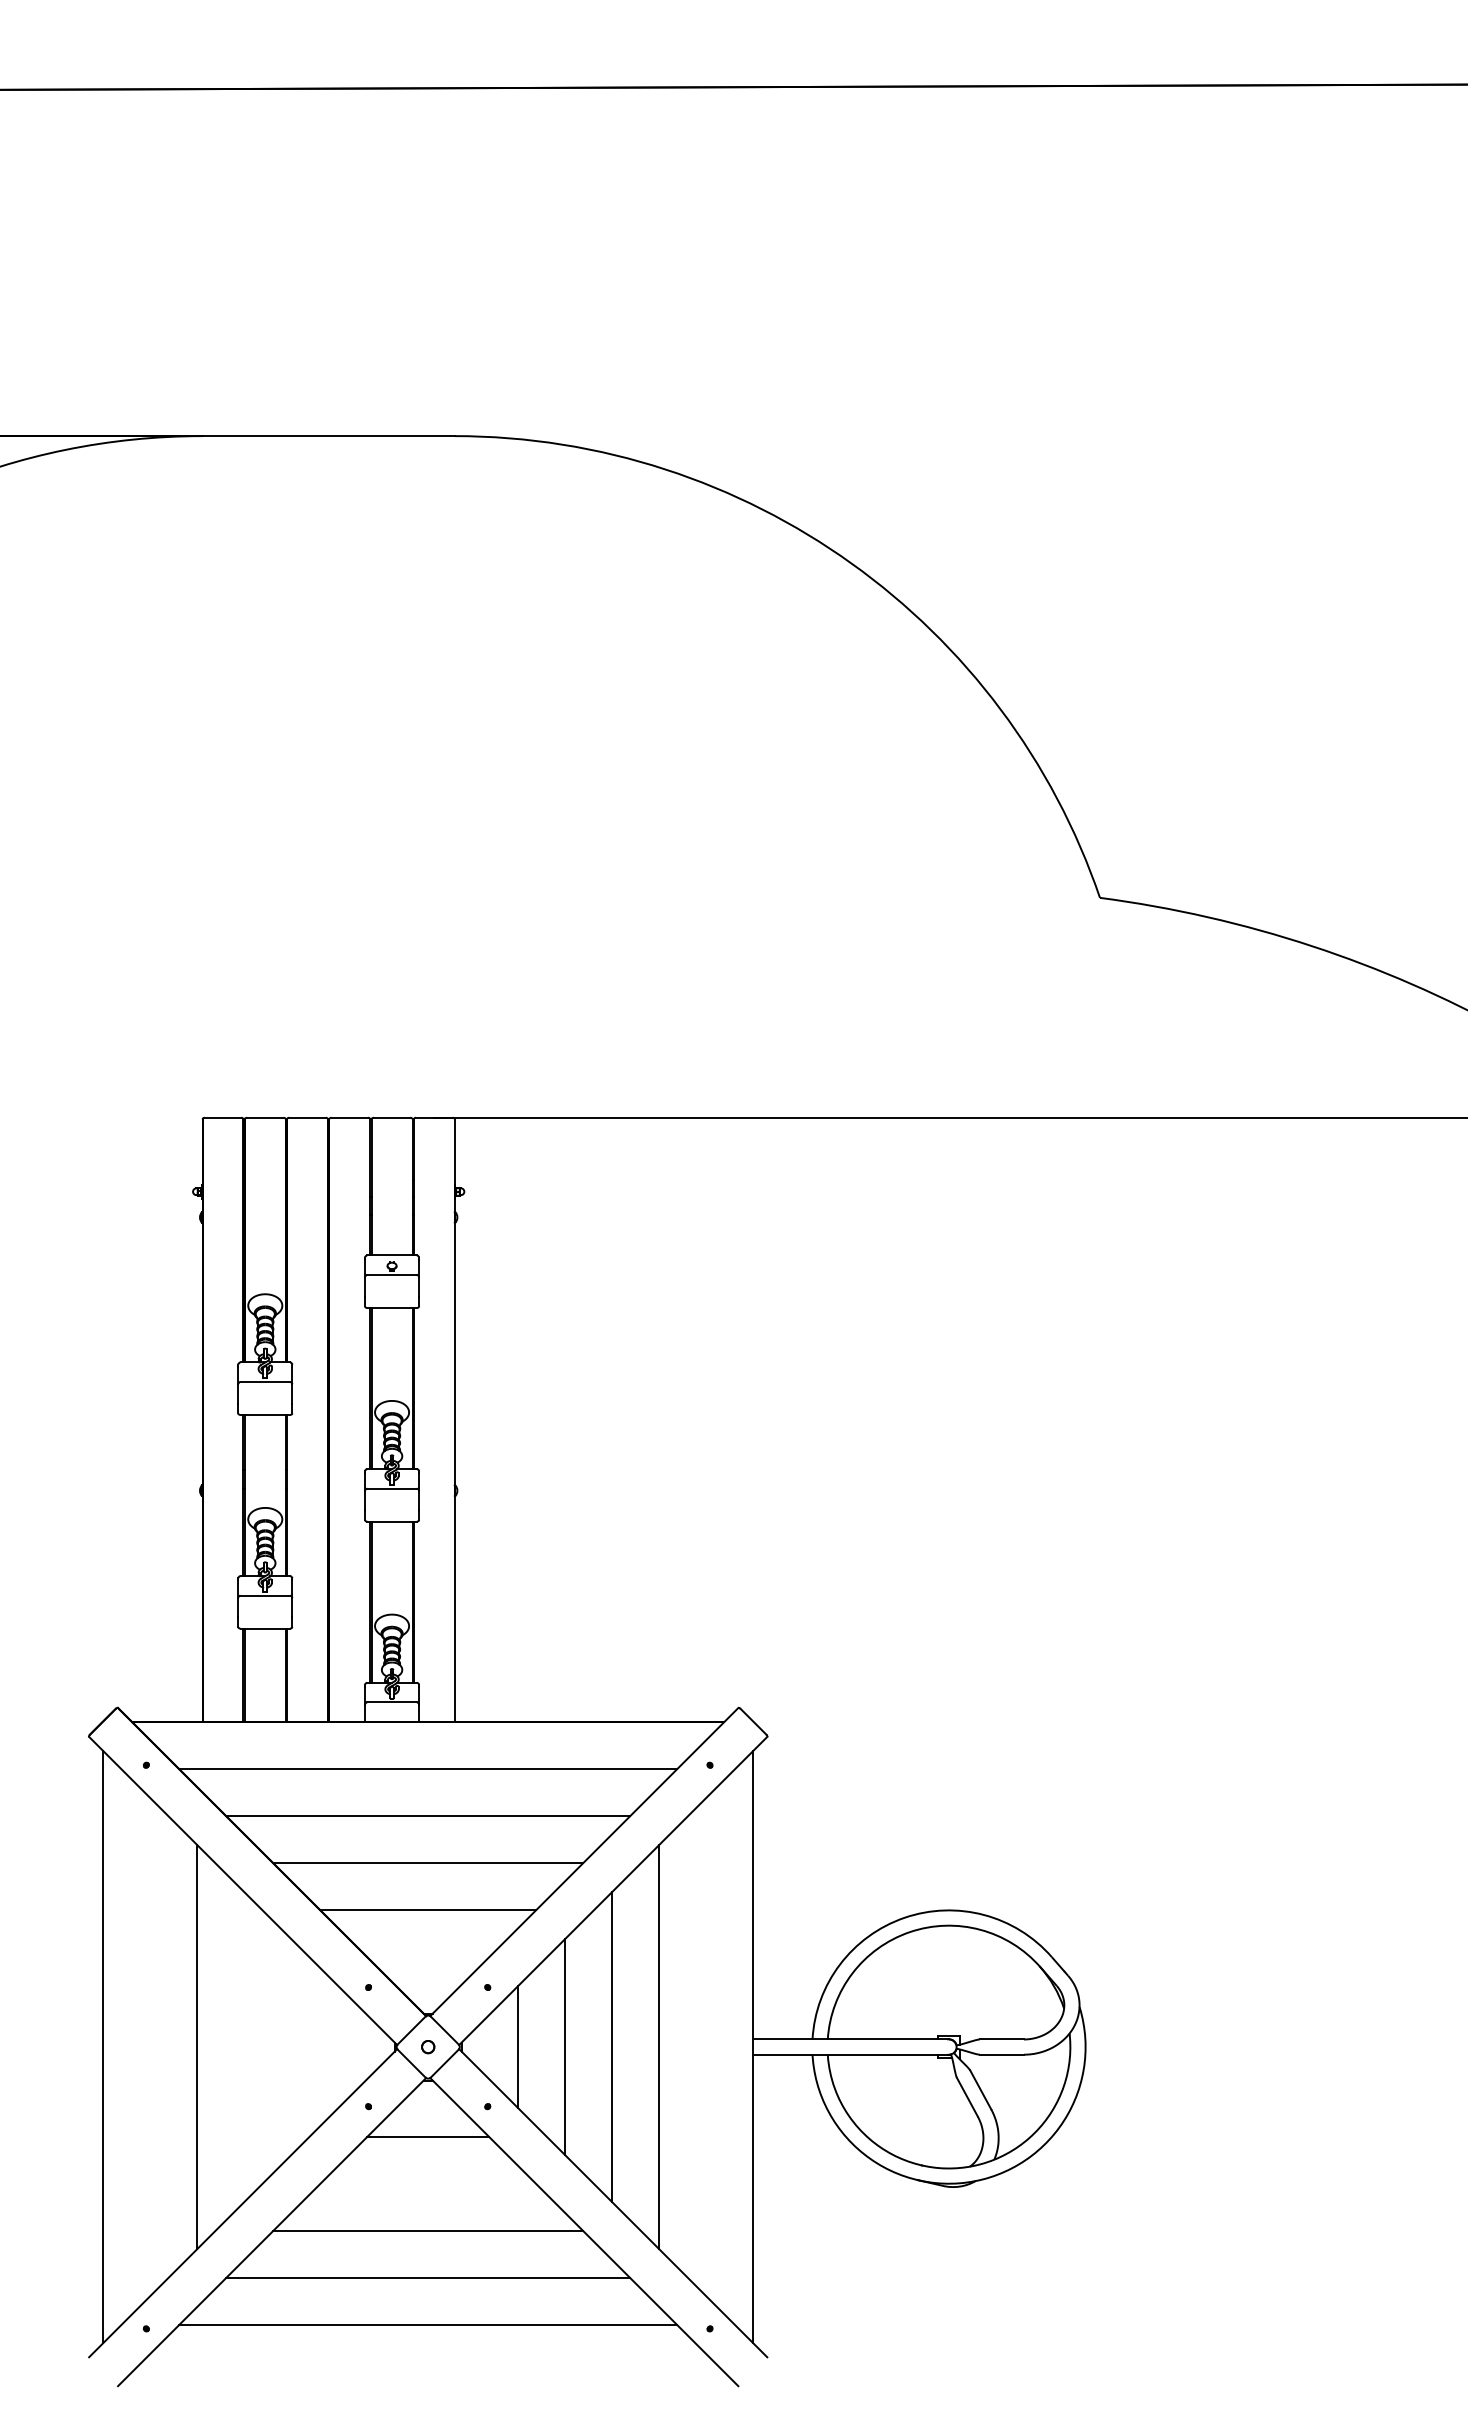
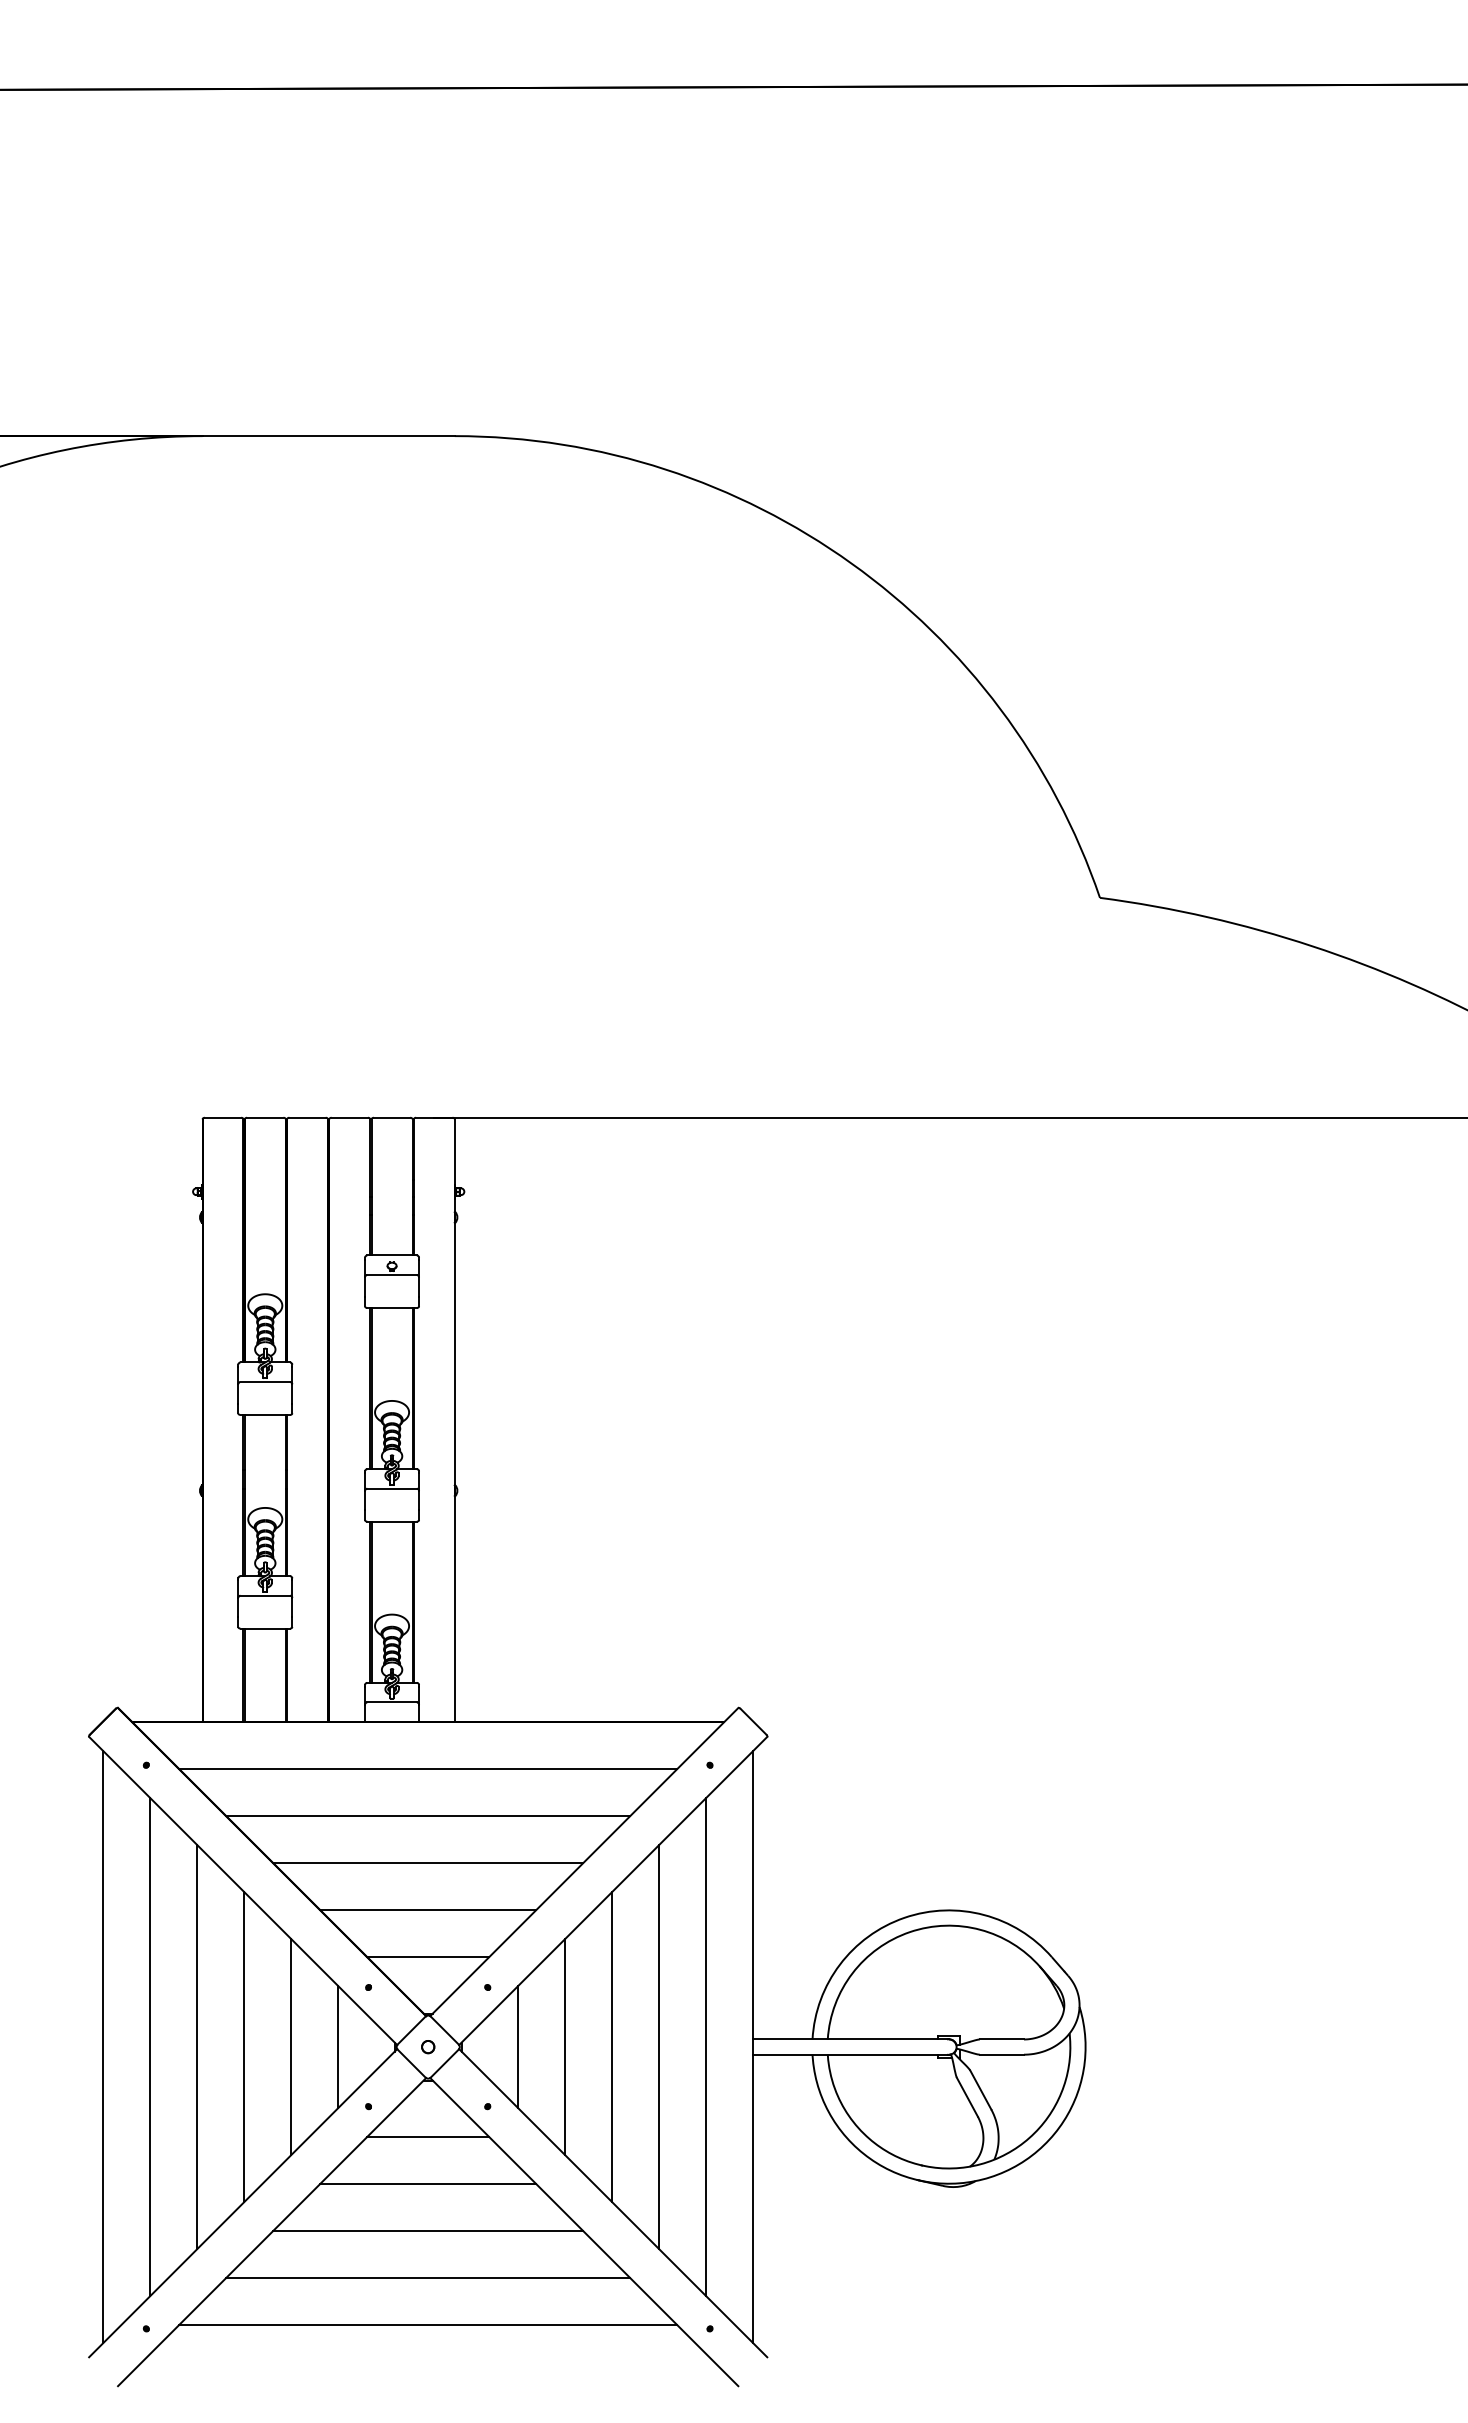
line: none -> present (428, 1957)
line: none -> present (150, 2046)
line: none -> present (338, 2046)
line: none -> present (706, 2046)
line: none -> present (244, 2047)
line: none -> present (291, 2047)
line: none -> present (428, 2183)
